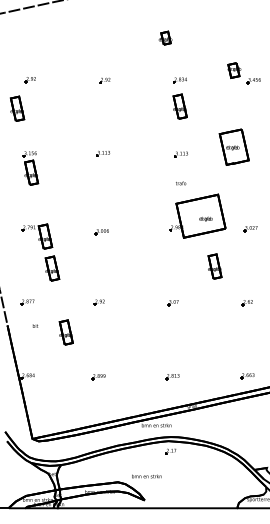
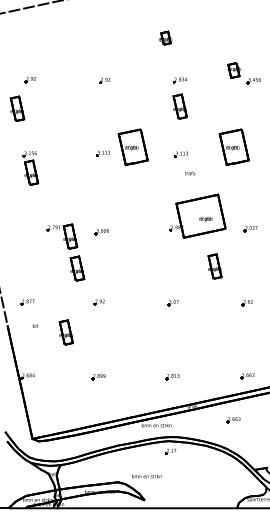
part: none -> present (132, 146)
text position: (181, 183) -> (190, 173) (190, 173)
part position: (40, 252) -> (65, 252) (65, 252)
part: none -> present (233, 420)
